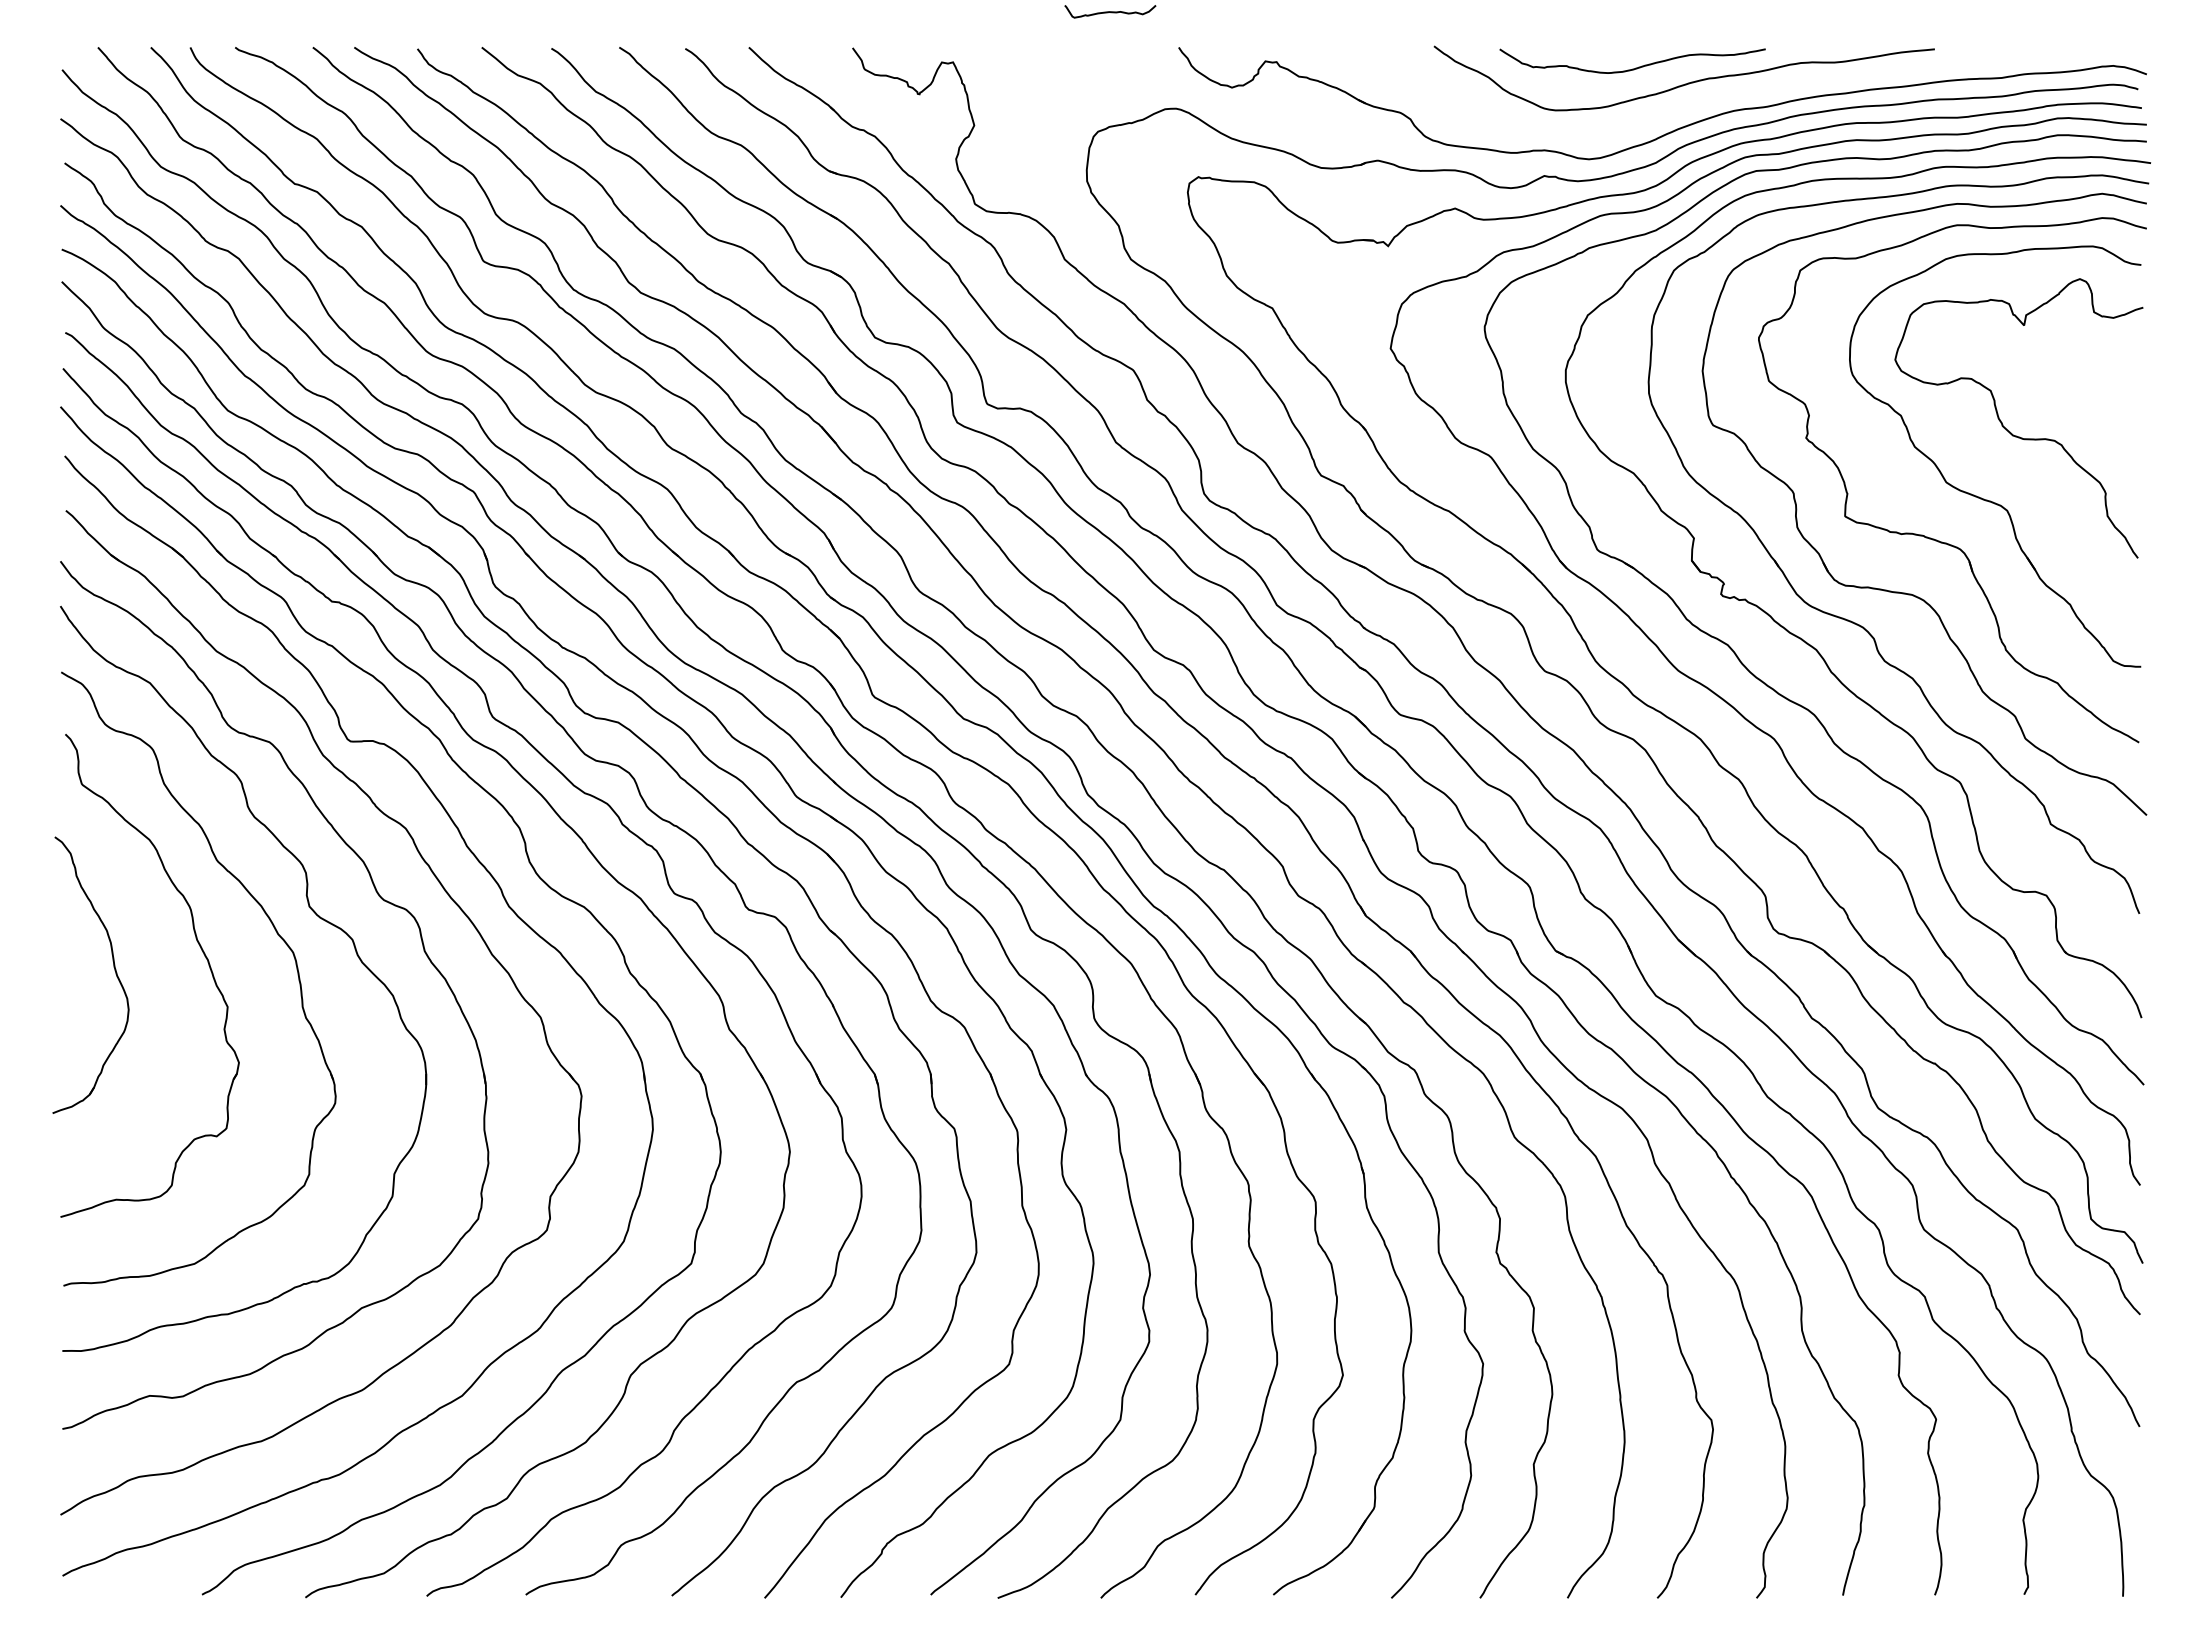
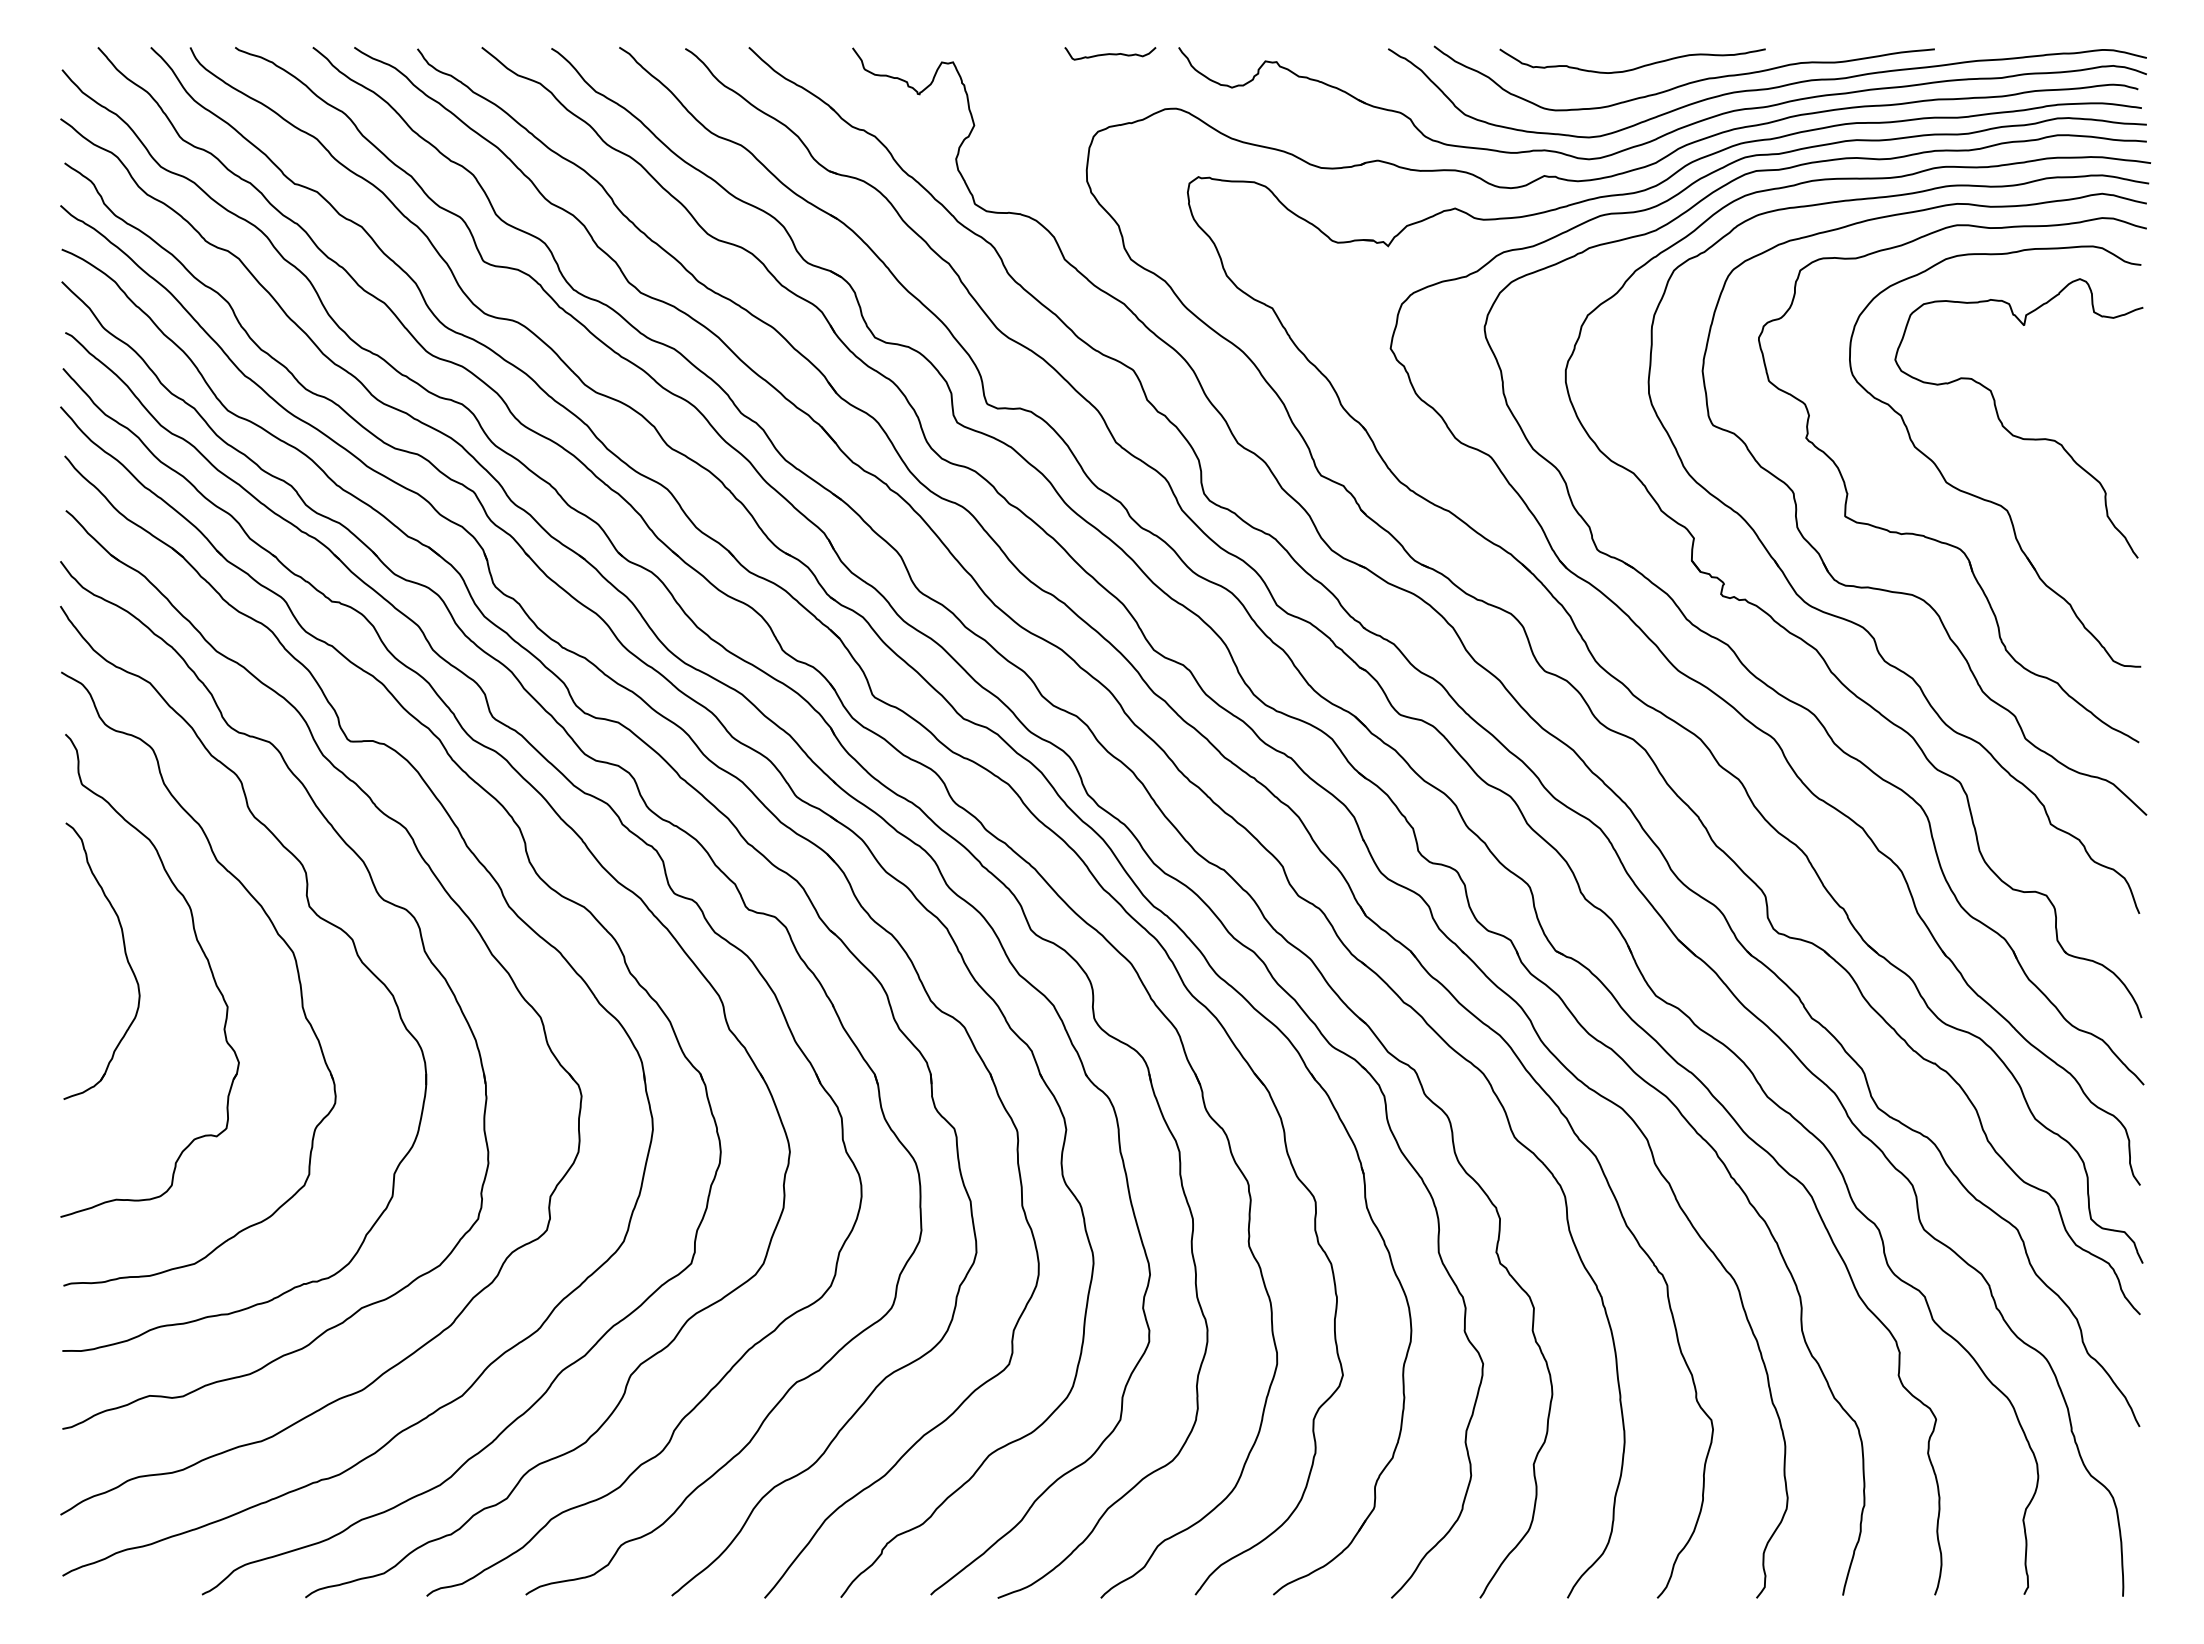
curve position: (1110, 11) -> (1110, 53) (1110, 53)
curve: none -> present (1766, 90)
part position: (113, 967) -> (124, 953) (124, 953)
